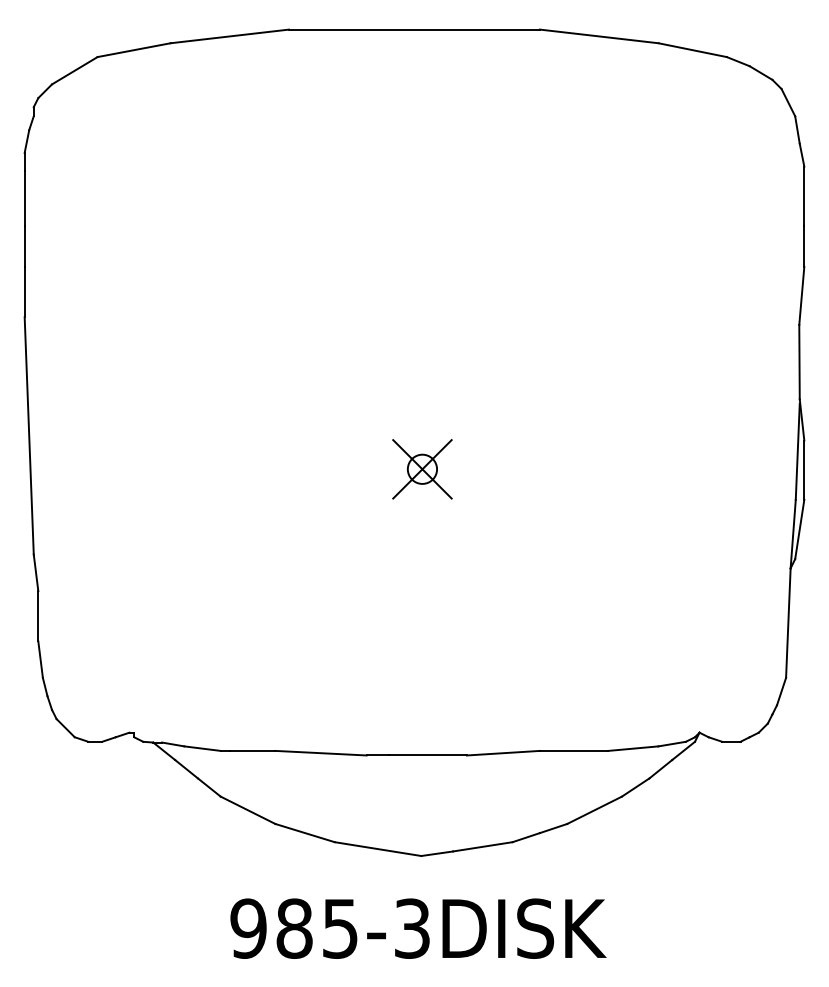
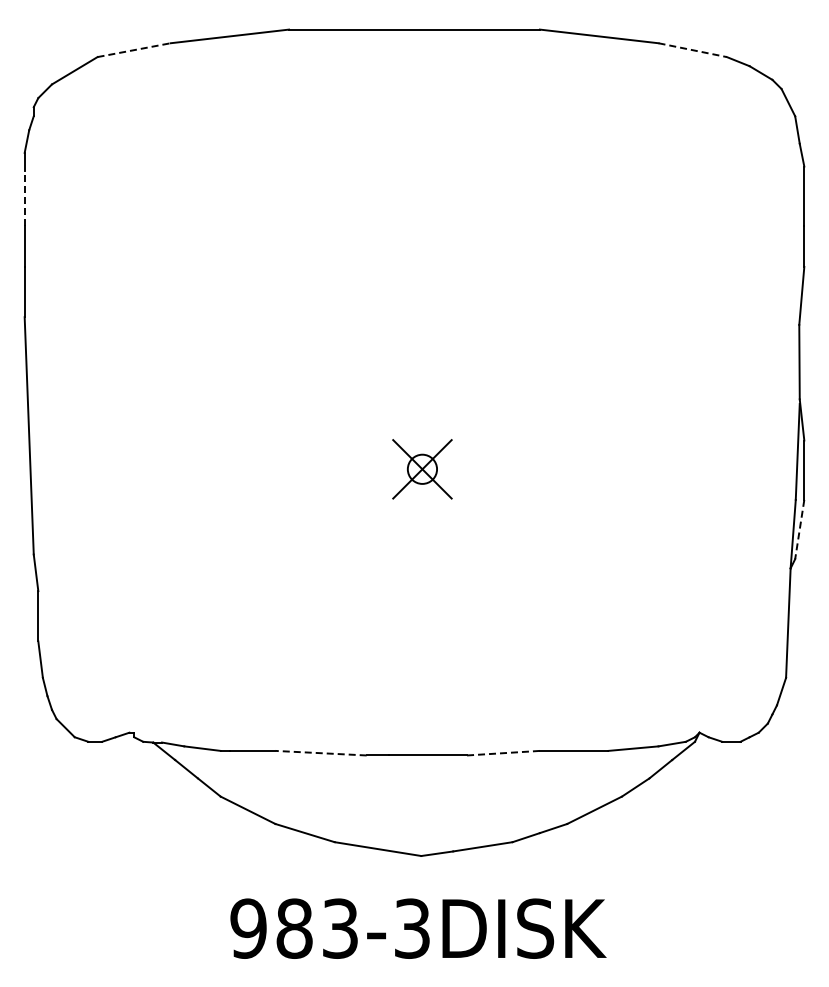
line: solid -> dashed (134, 50)
line: solid -> dashed (692, 50)
line: solid -> dashed (24, 198)
line: solid -> dashed (799, 529)
line: solid -> dashed (321, 753)
line: solid -> dashed (503, 753)
text: 985-3DISK -> 983-3DISK (340, 928)
